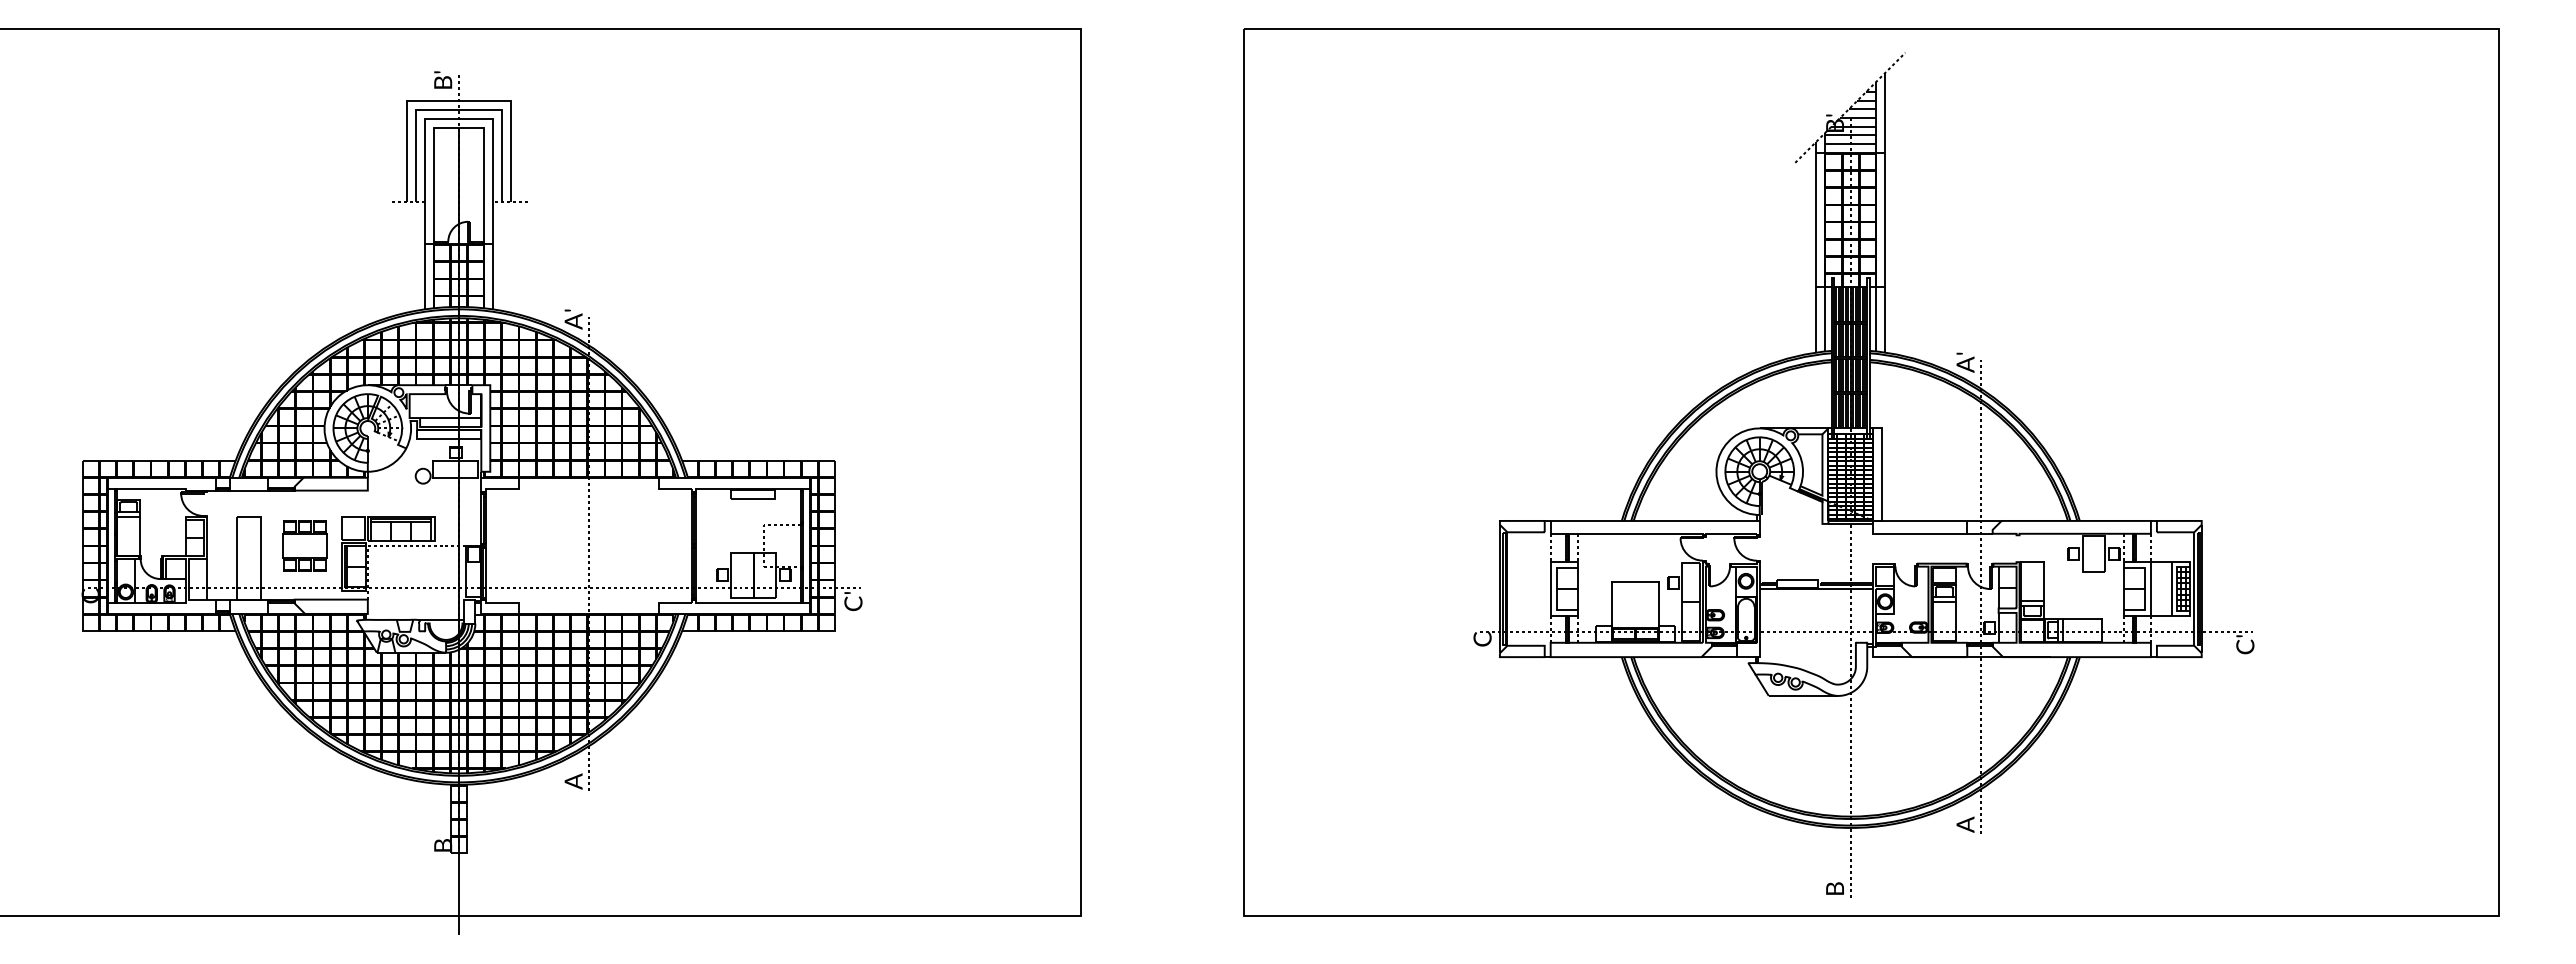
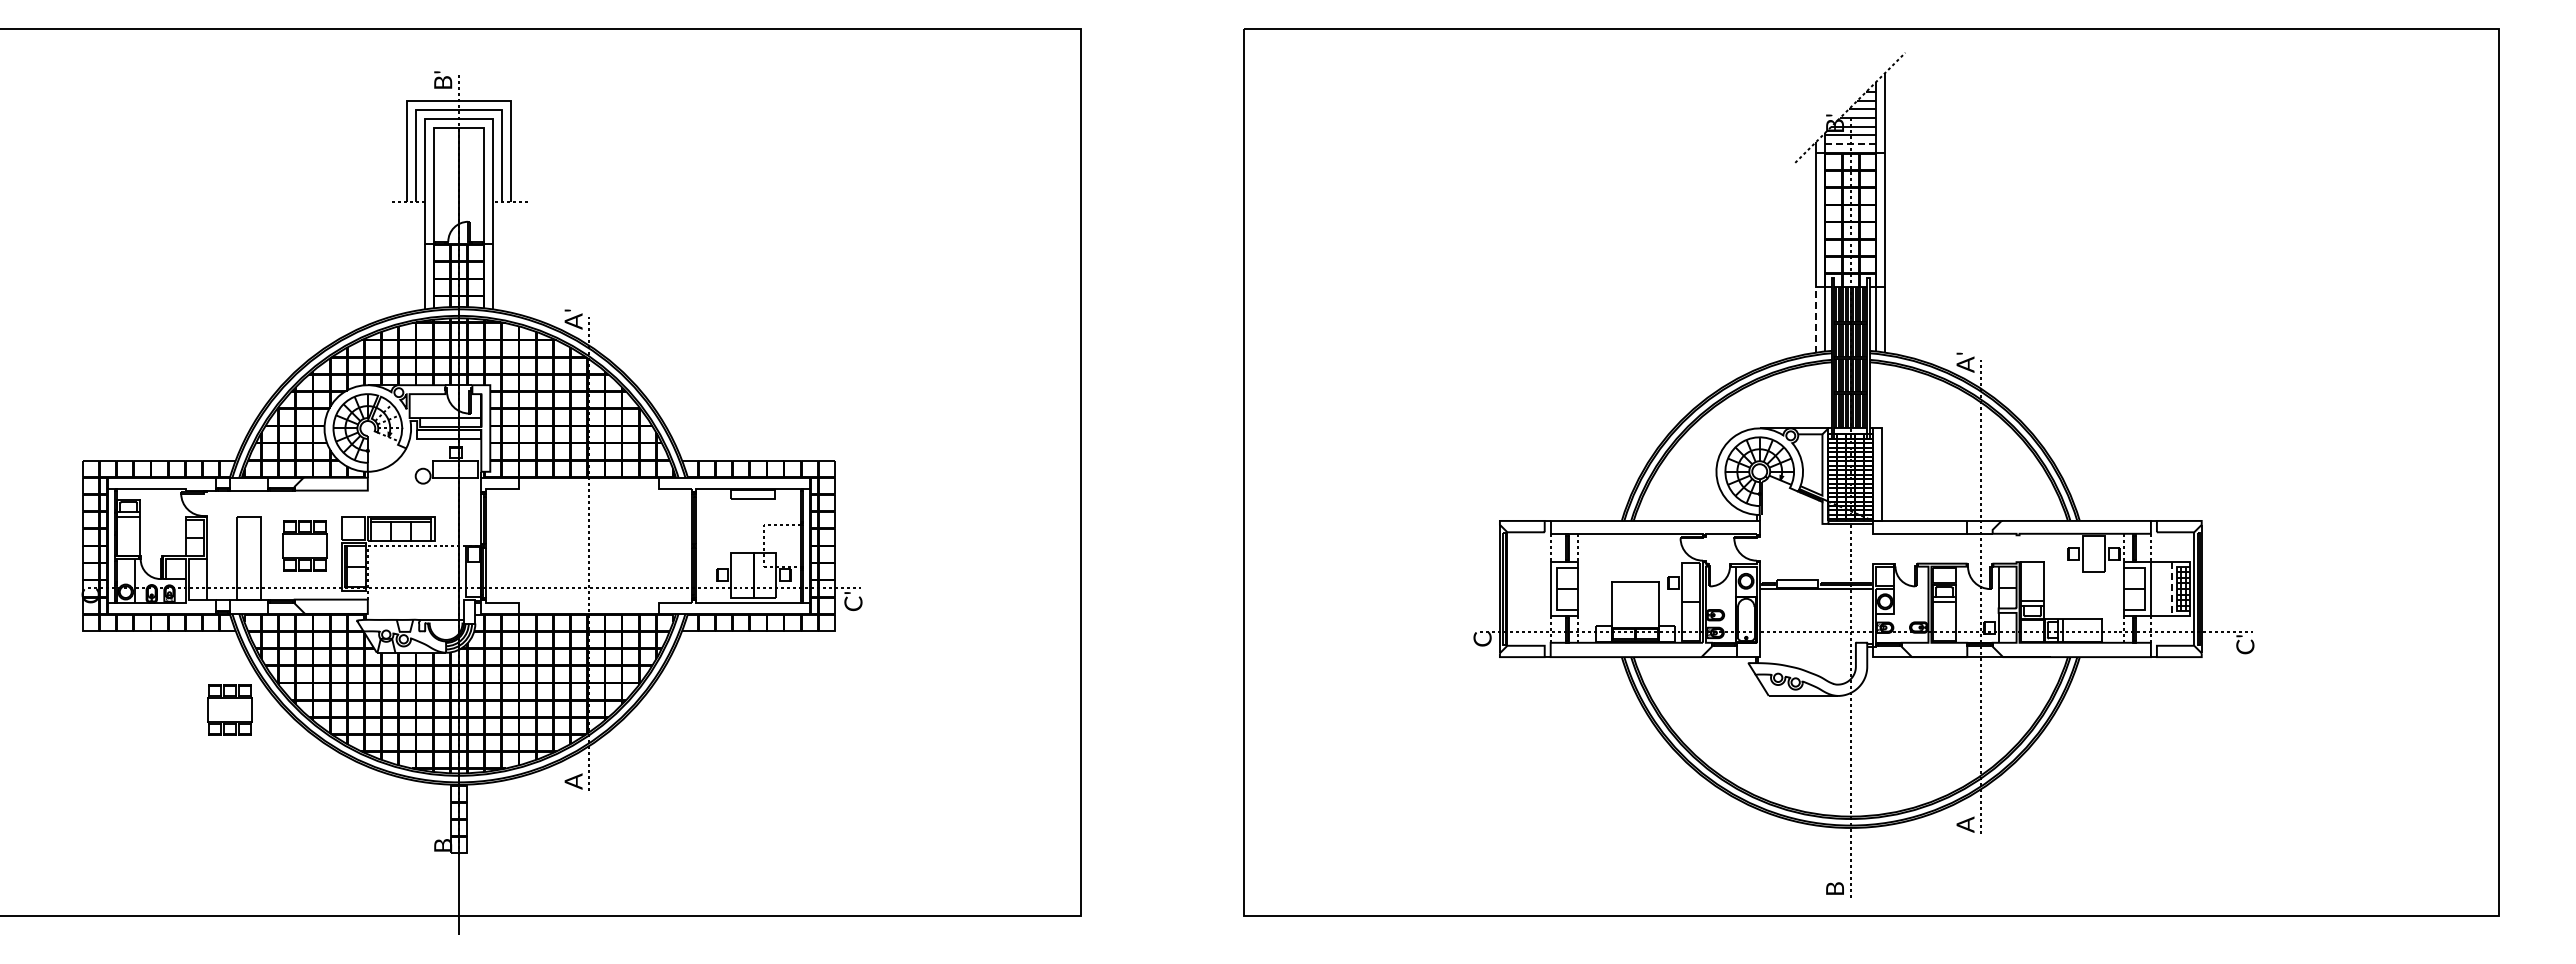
line: solid -> dashed (1851, 144)
line: solid -> dashed (1816, 320)
line: solid -> dashed (2171, 589)
part: none -> present (229, 709)
